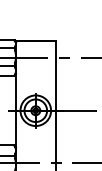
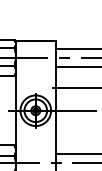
line: none -> present (76, 48)
line: none -> present (76, 67)
line: none -> present (74, 87)
line: none -> present (76, 154)
